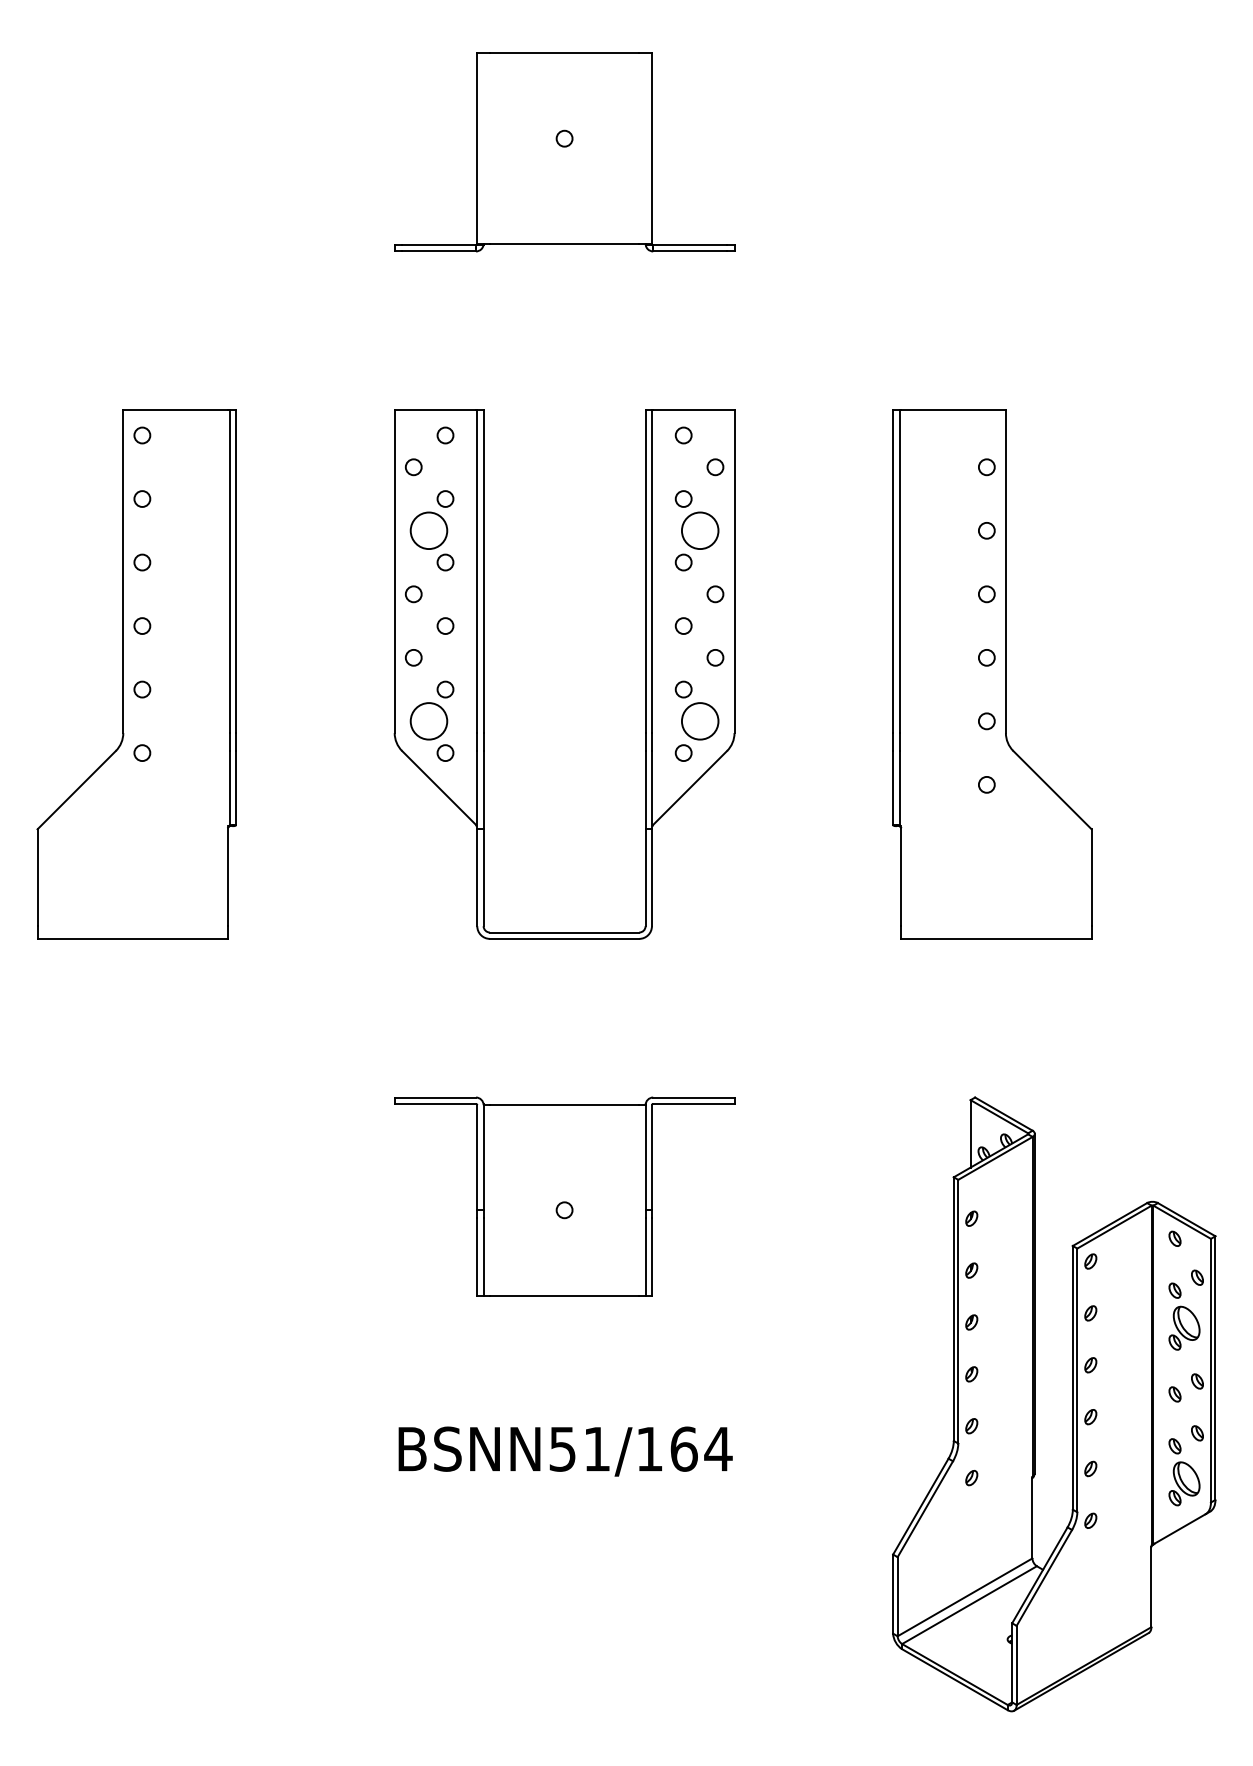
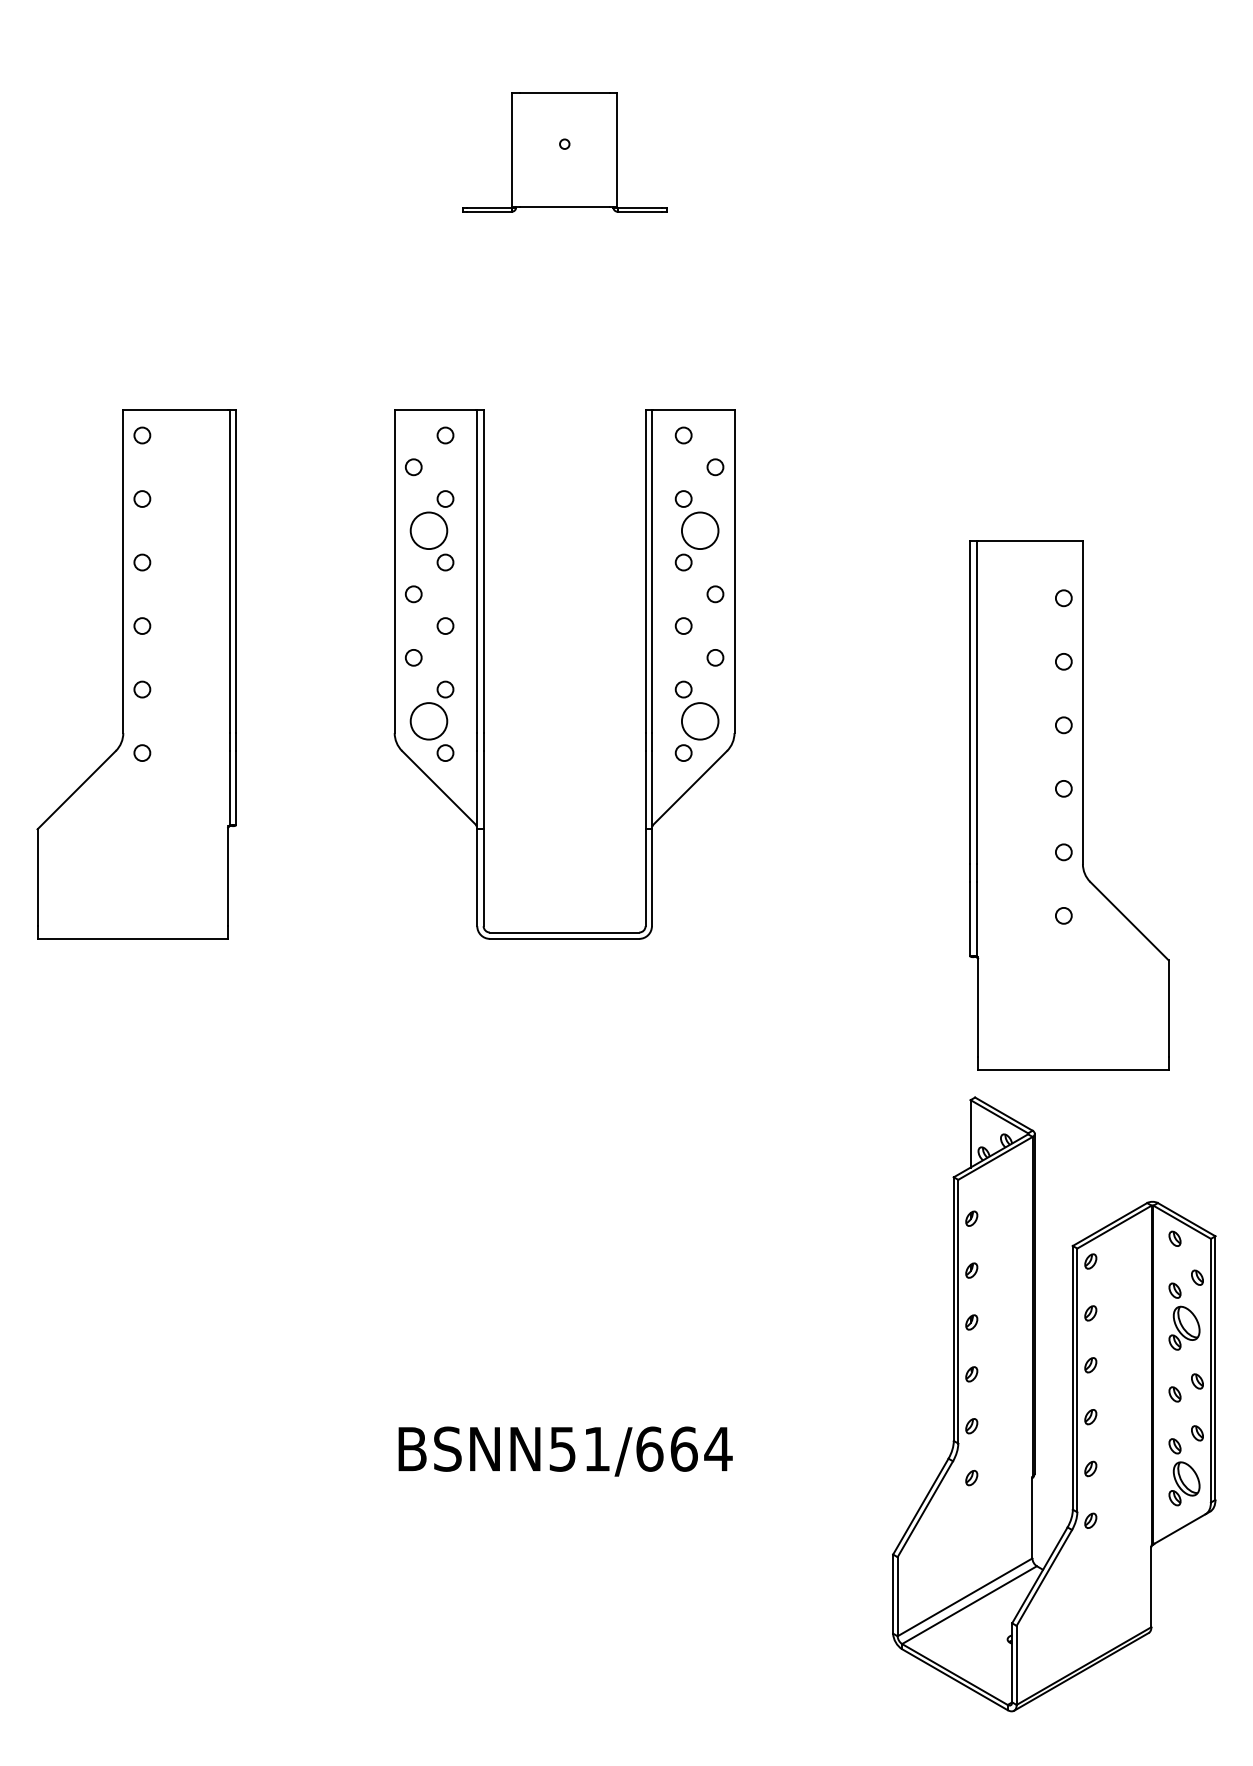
part size: 342x201 px -> 206x121 px (564, 152)
part position: (992, 674) -> (1069, 805) (1069, 805)
part: present -> none (564, 1196)
text: BSNN51/164 -> BSNN51/664 (649, 1448)
